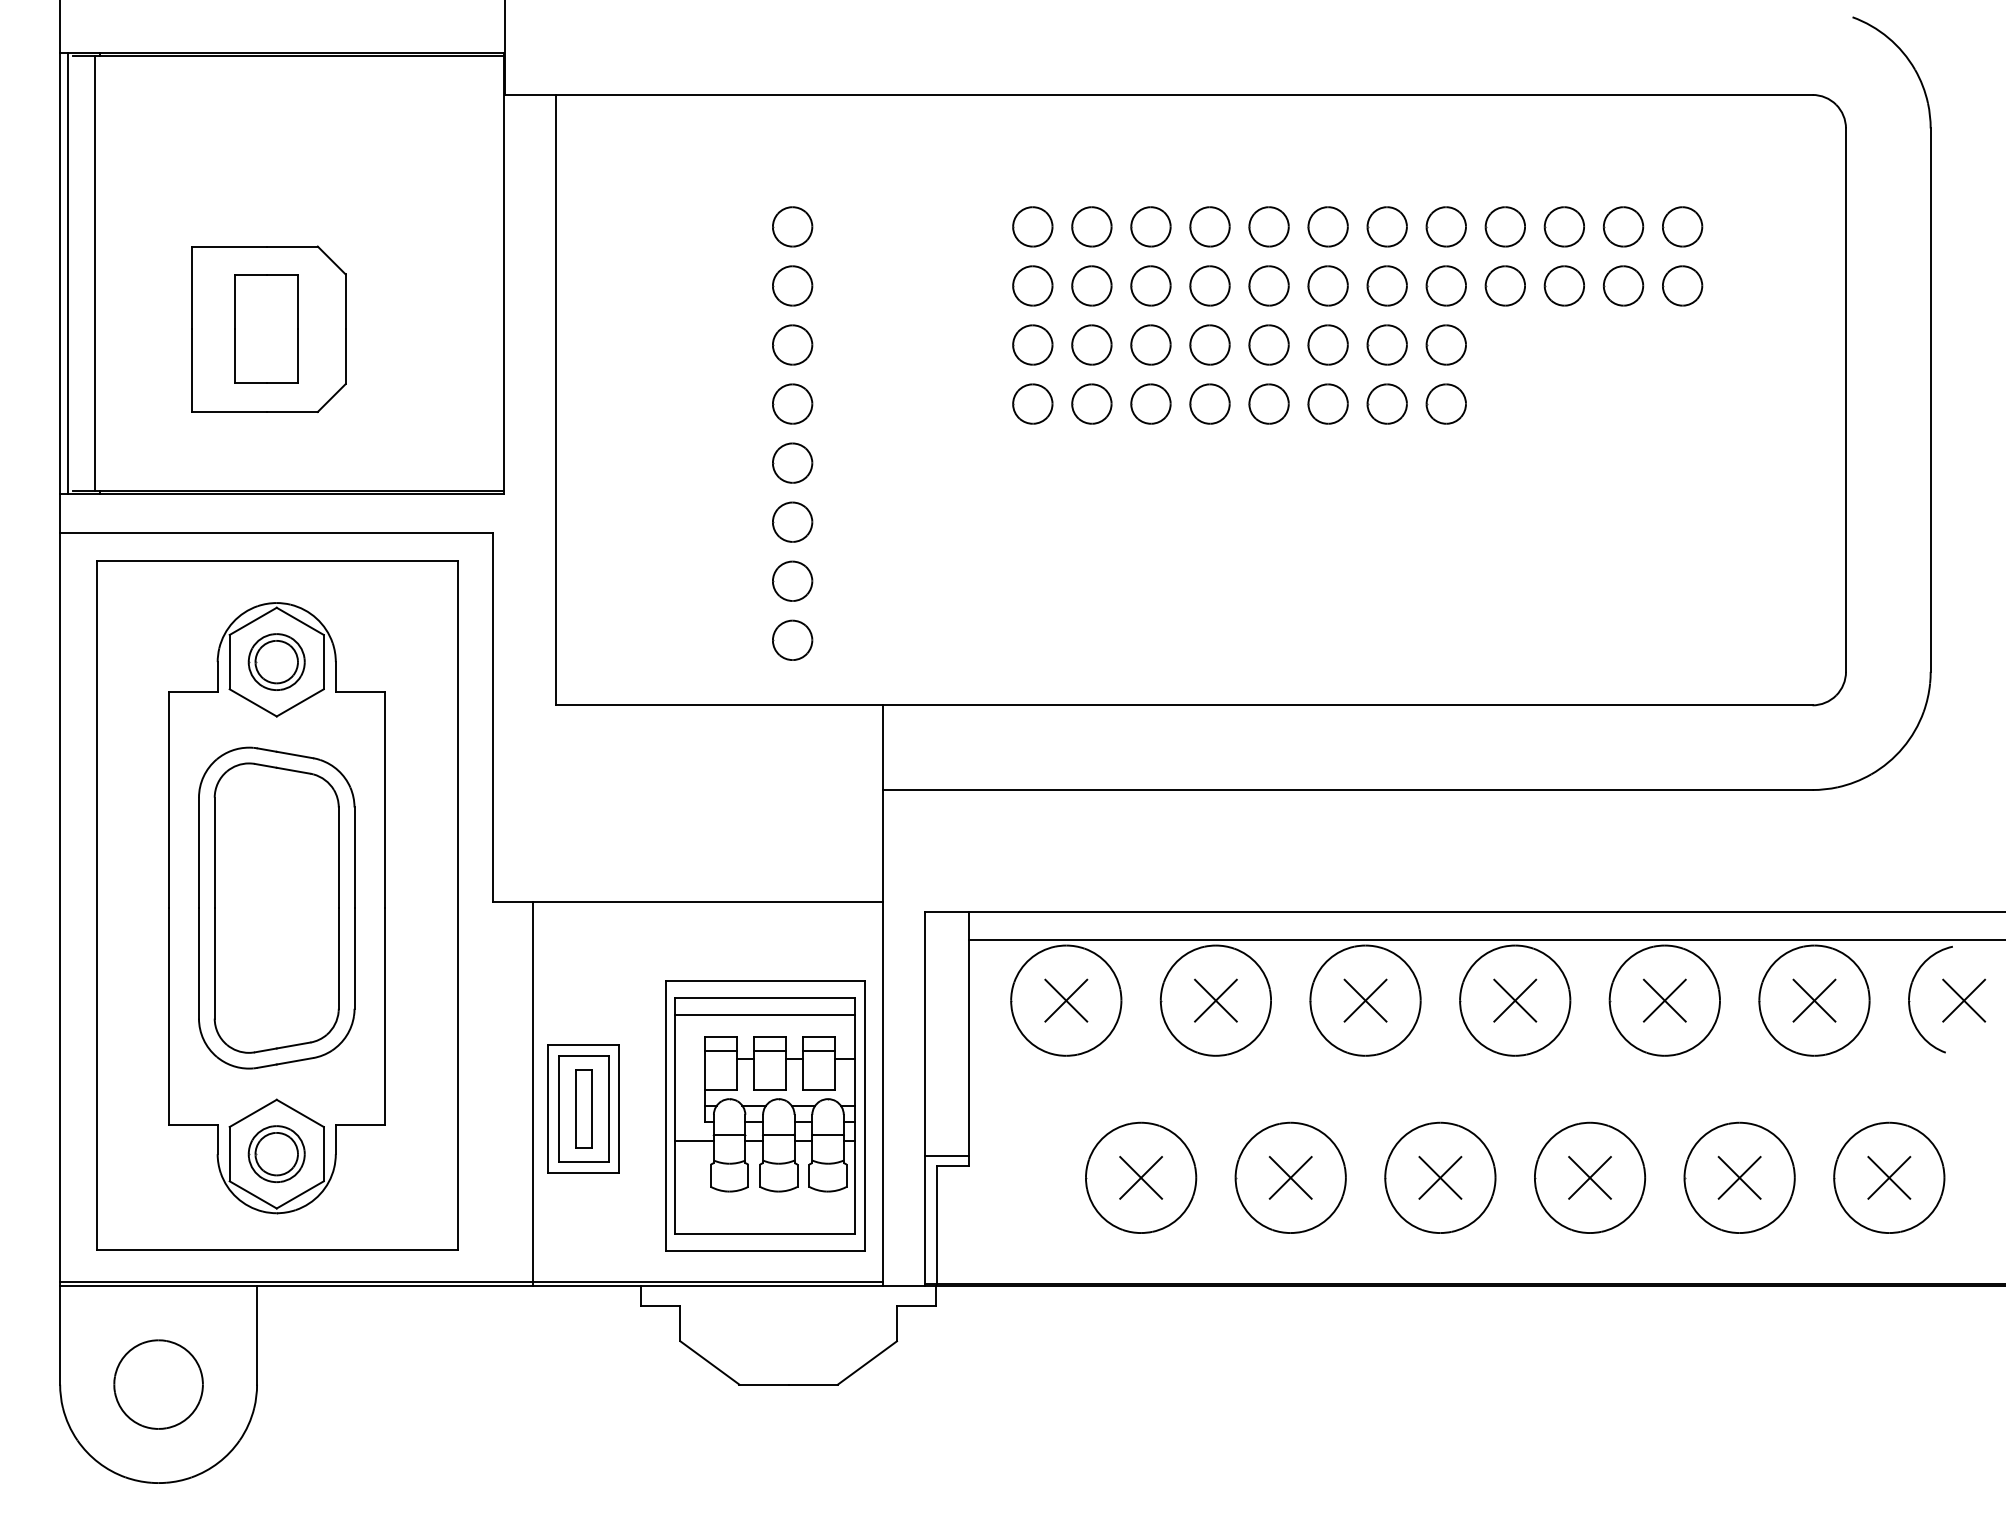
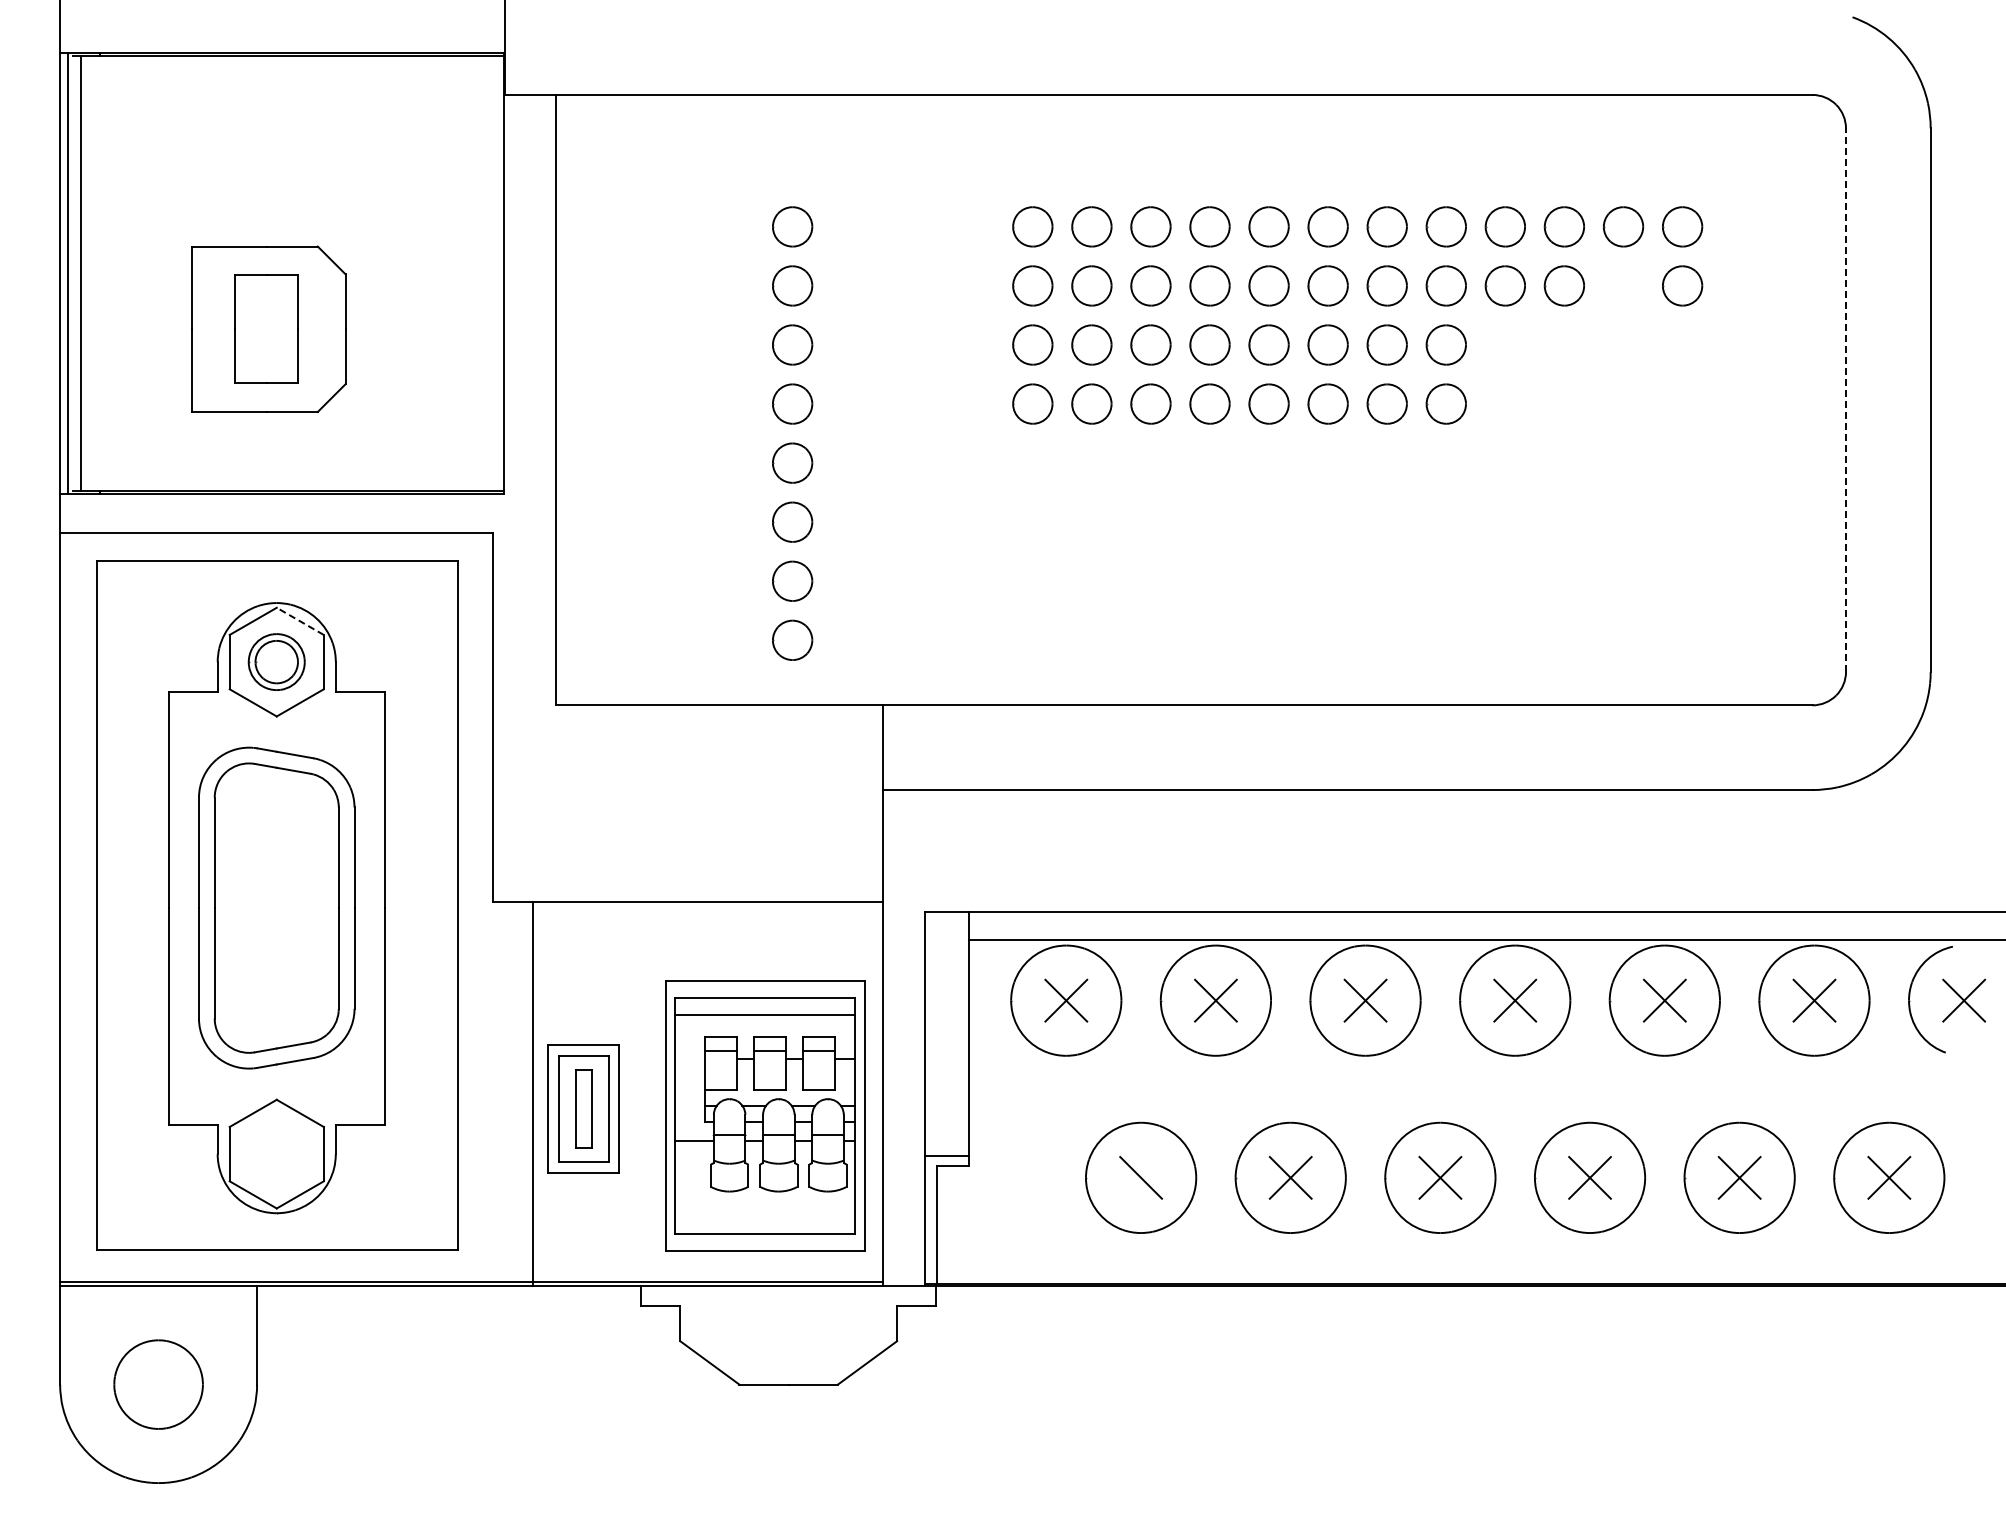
line position: (95, 272) -> (81, 272) (81, 272)
part: present -> none (1623, 285)
line: solid -> dashed (1846, 400)
line: solid -> dashed (299, 621)
part: present -> none (276, 1153)
line: present -> none (1141, 1177)
